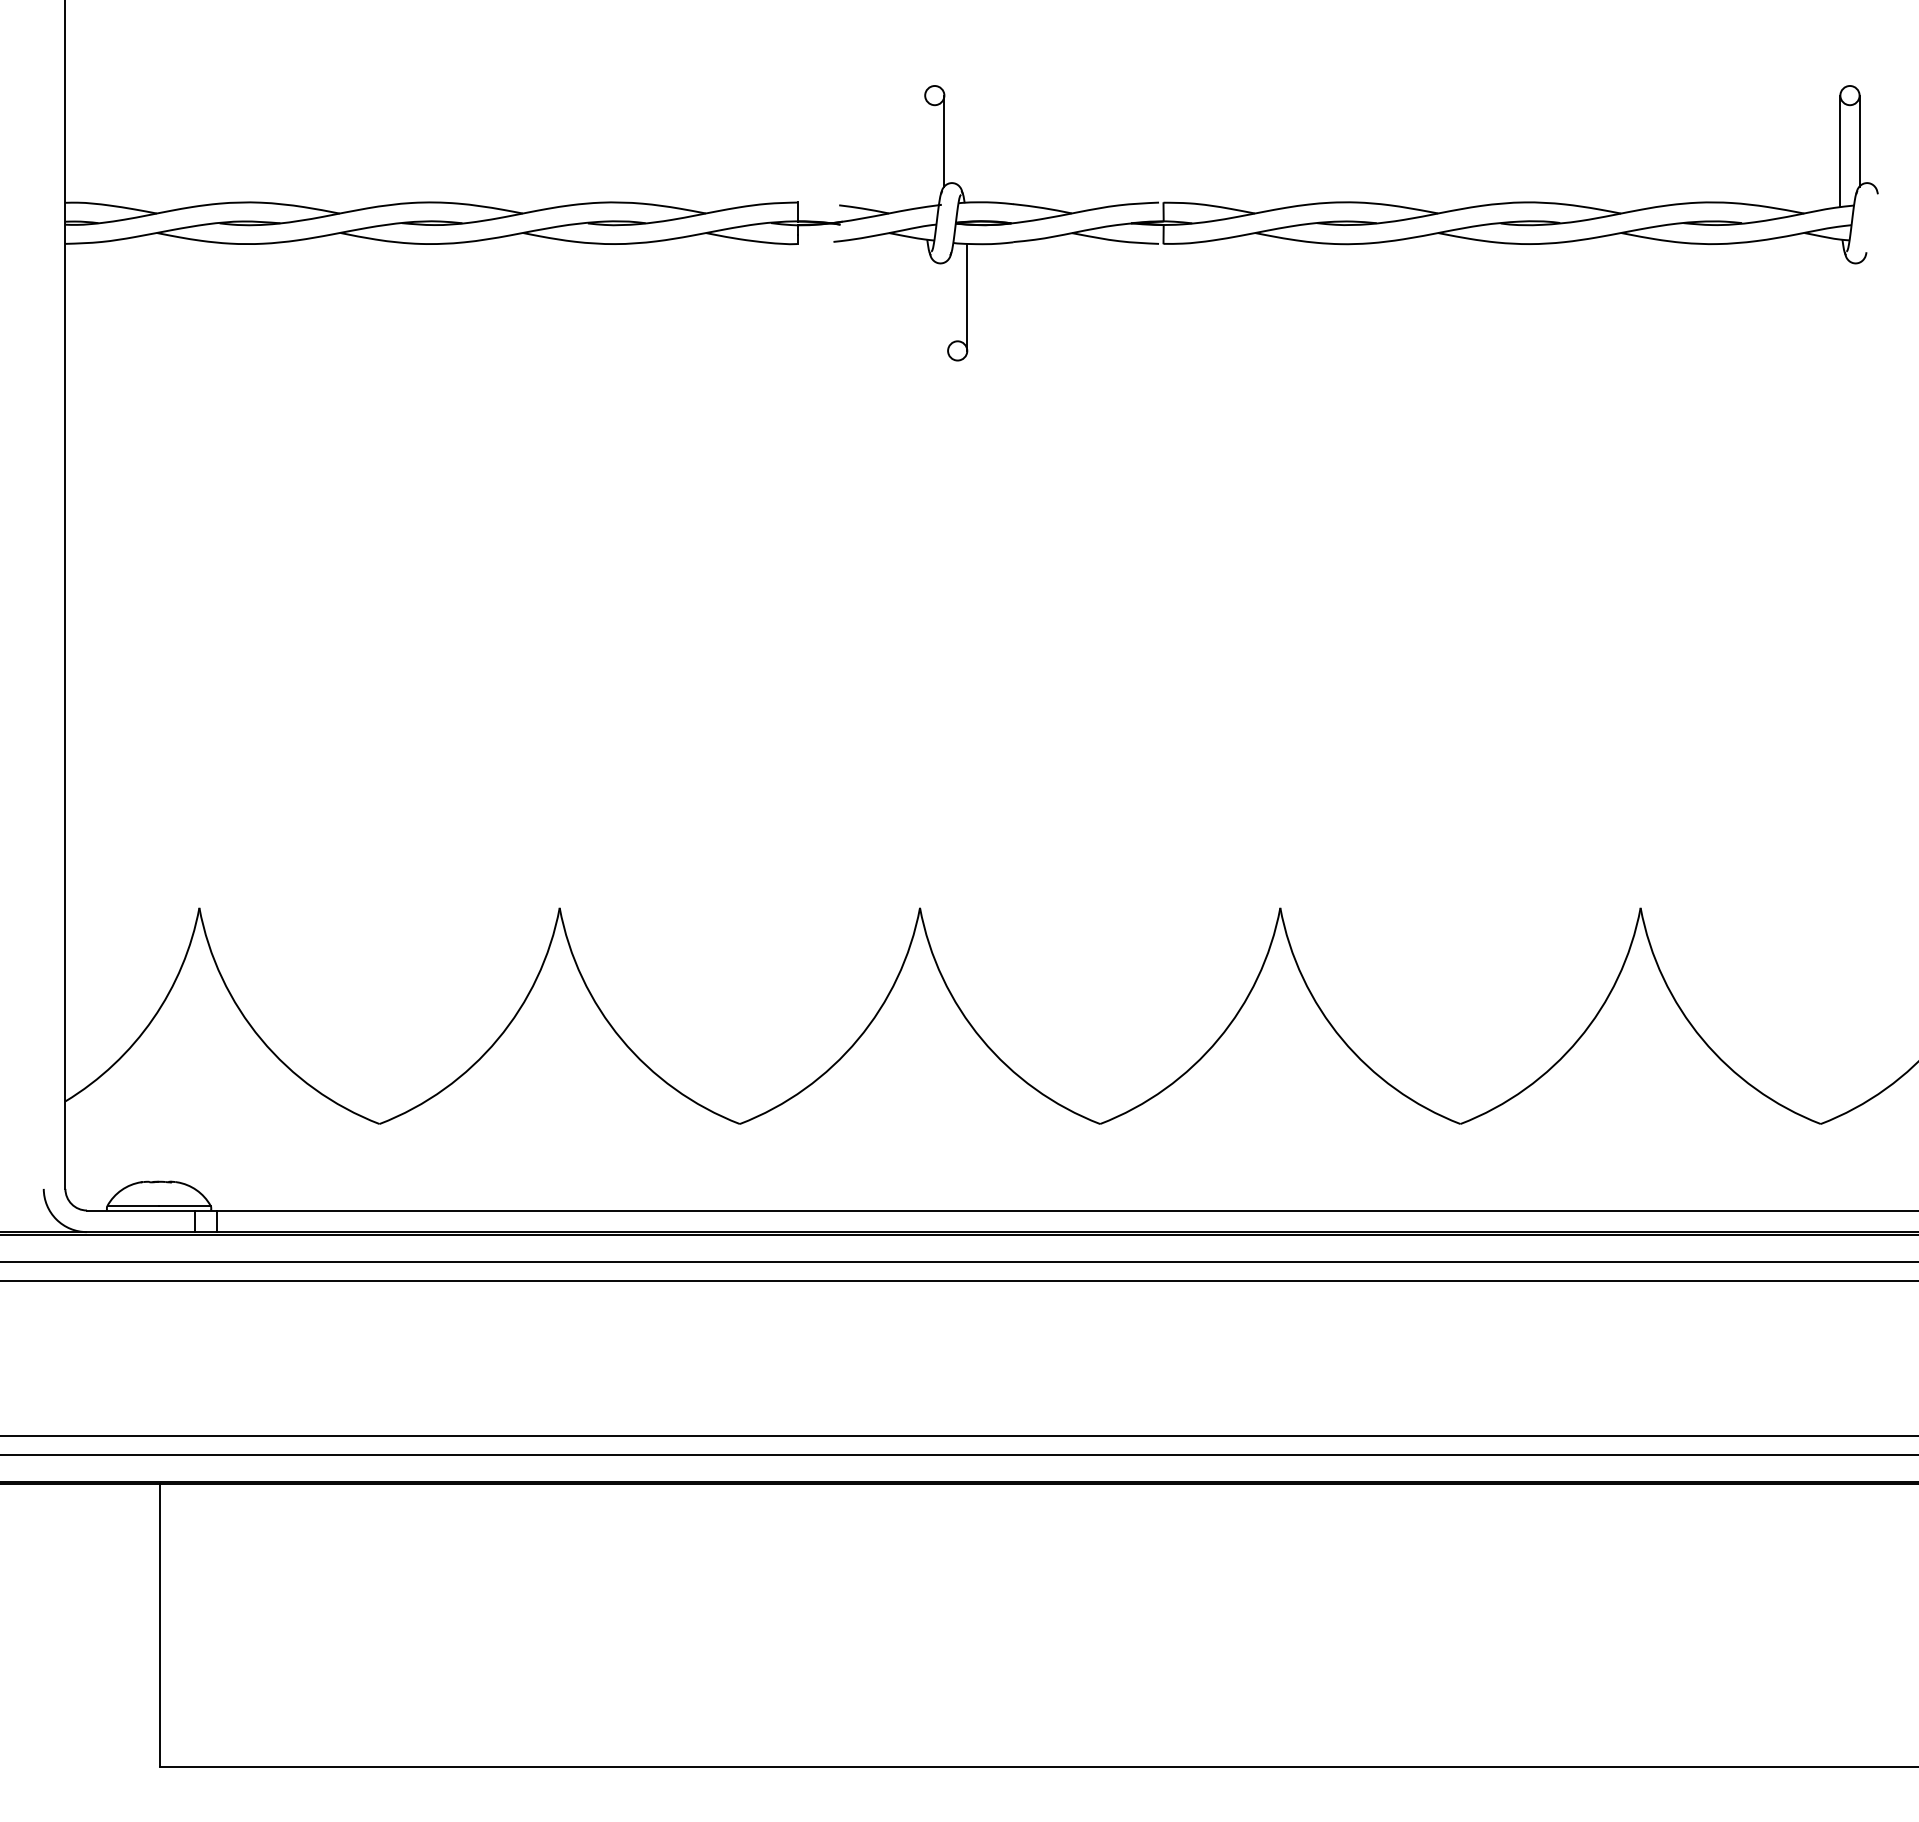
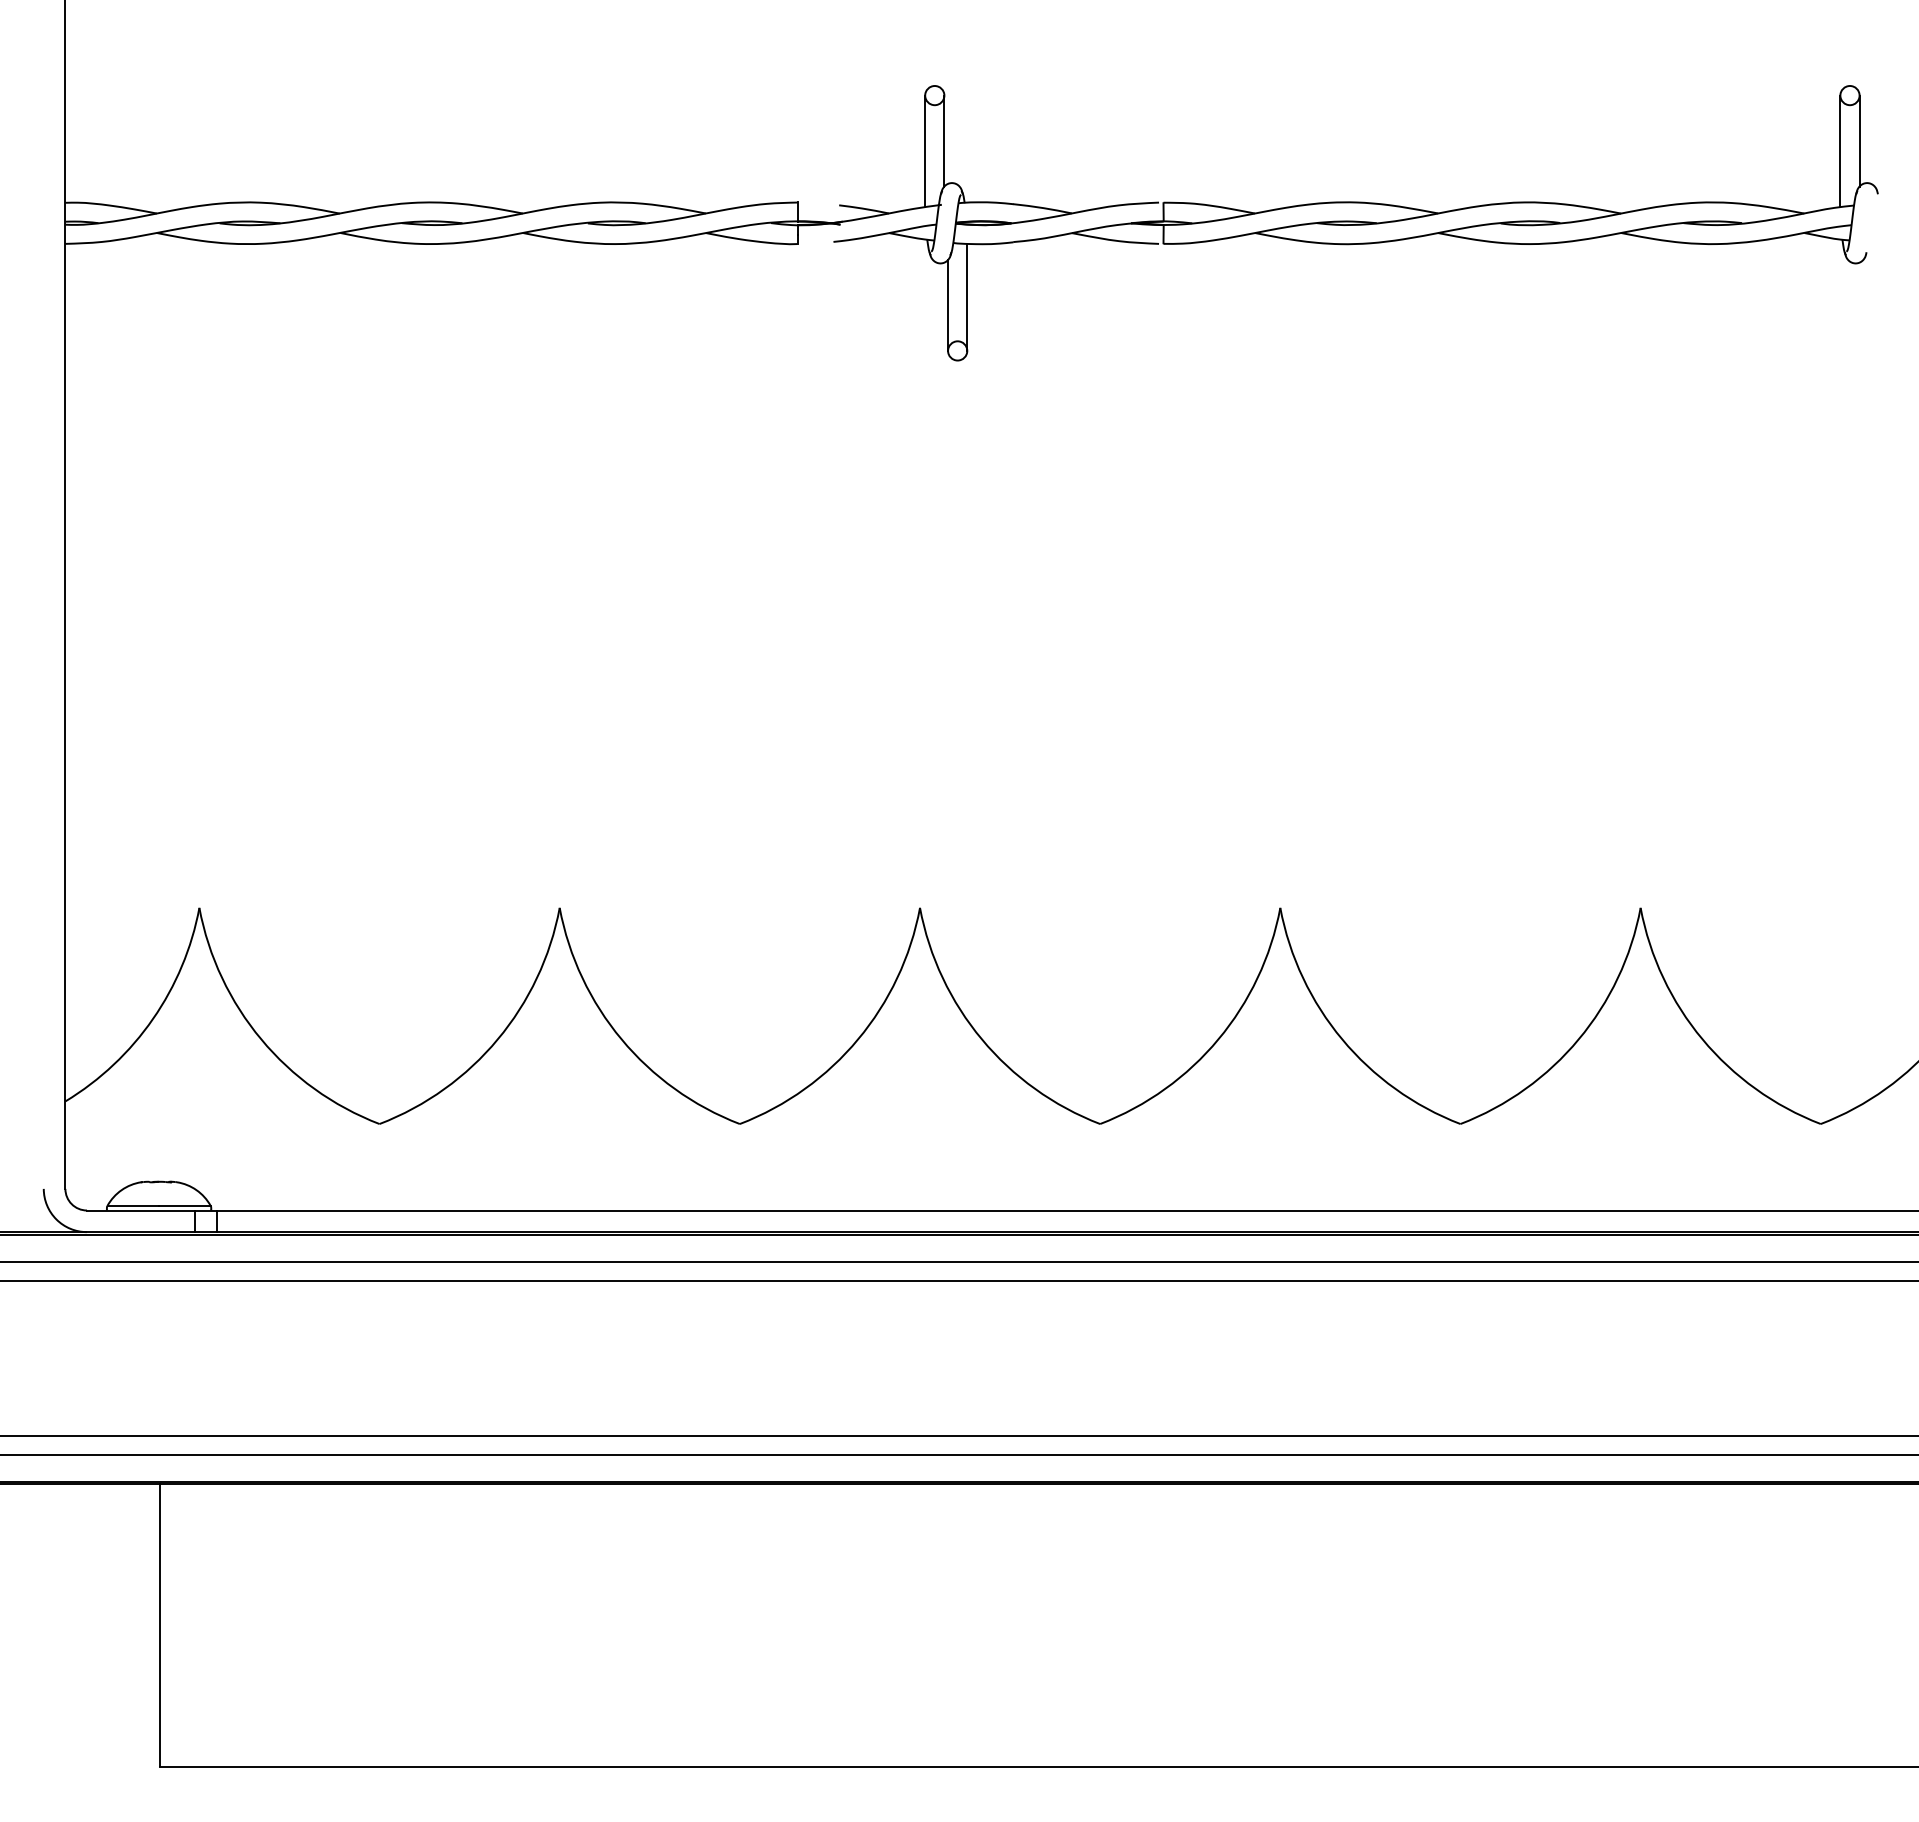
line: none -> present (925, 151)
line: none -> present (948, 304)
